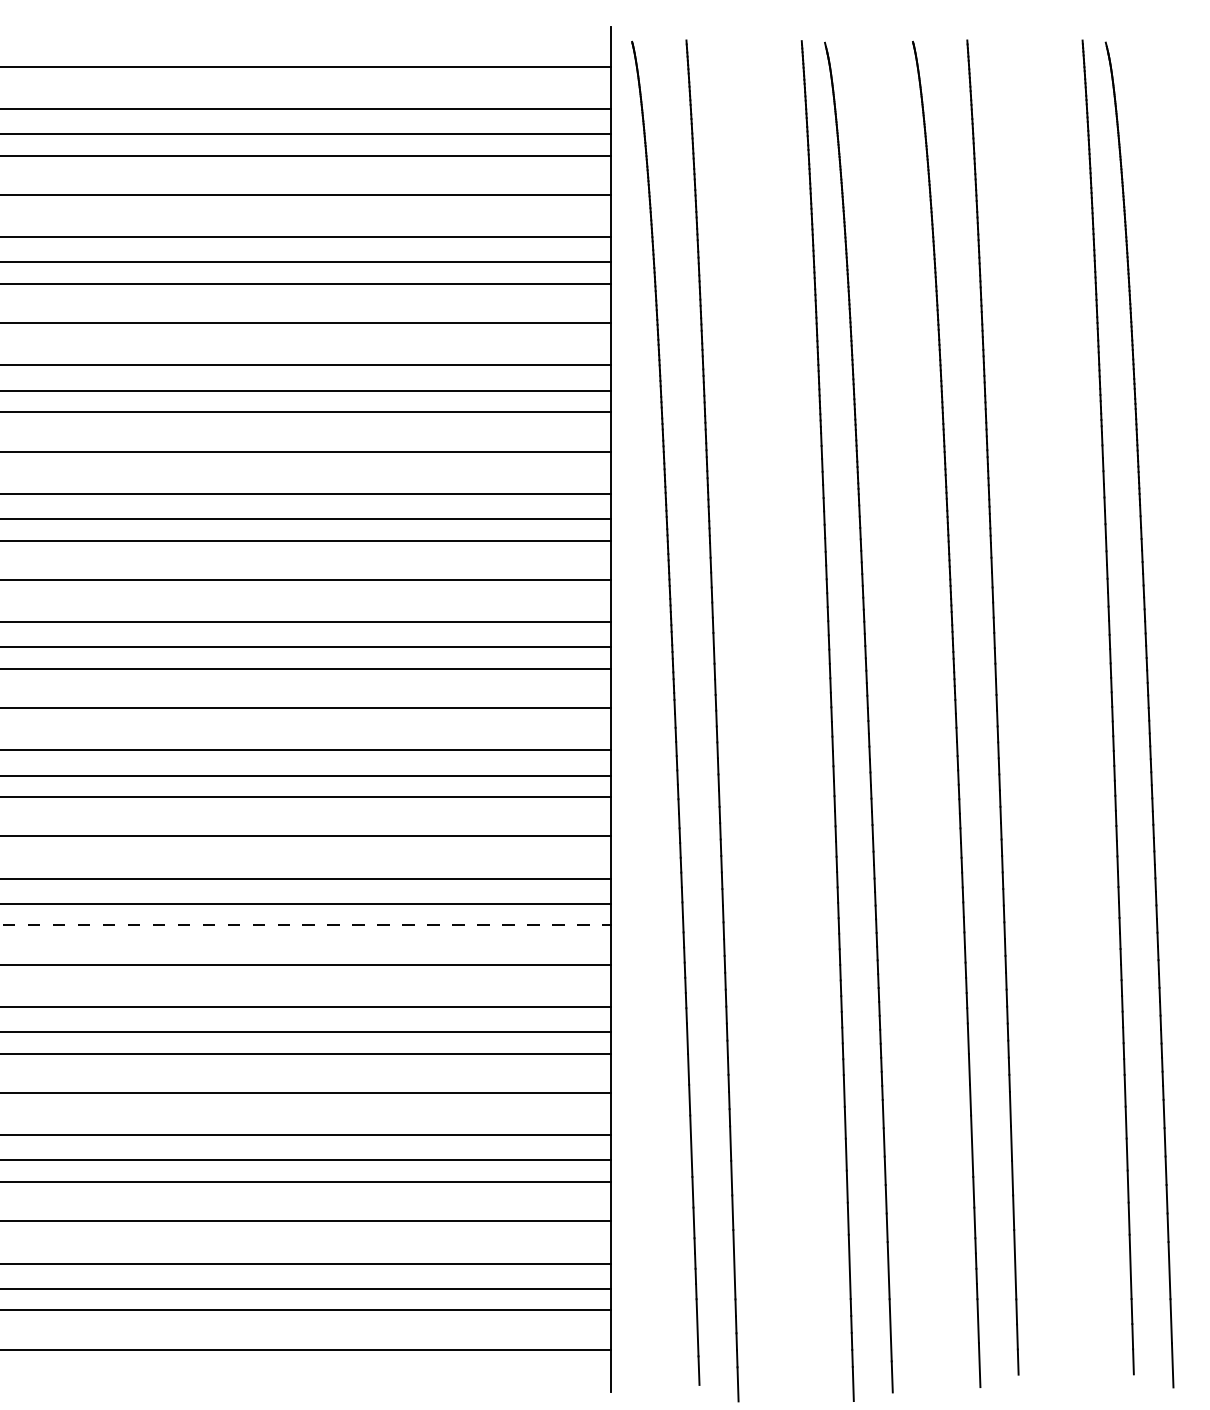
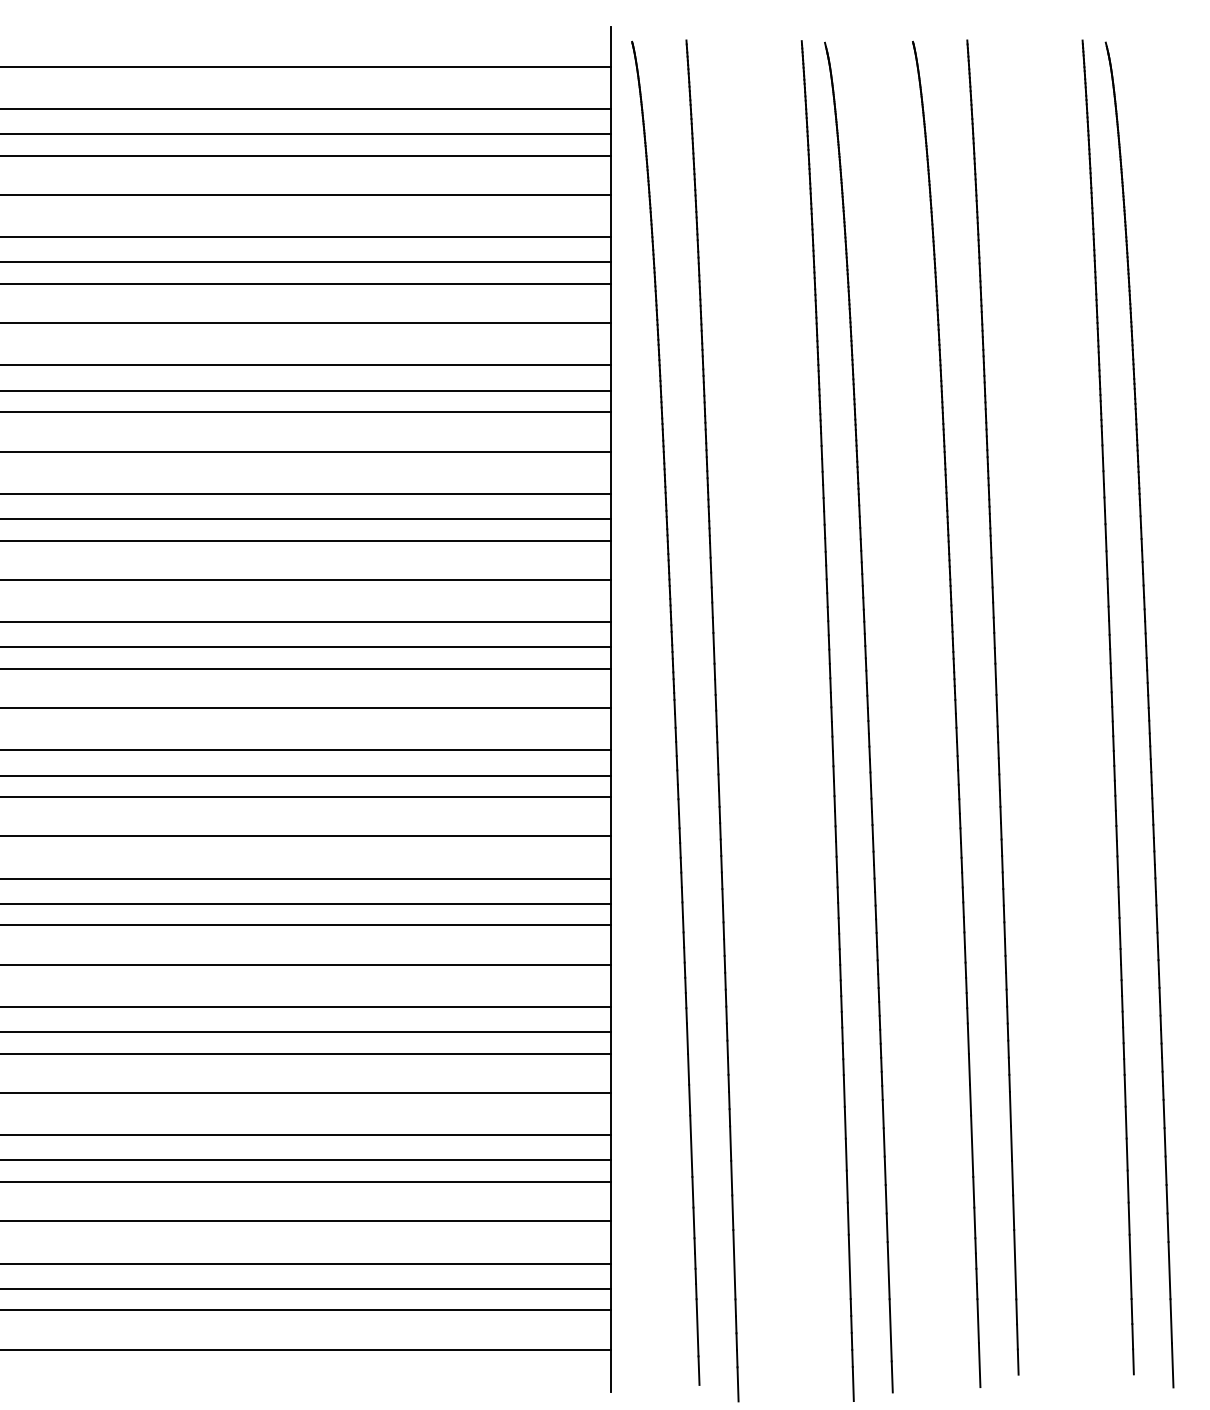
line: dashed -> solid (306, 925)
